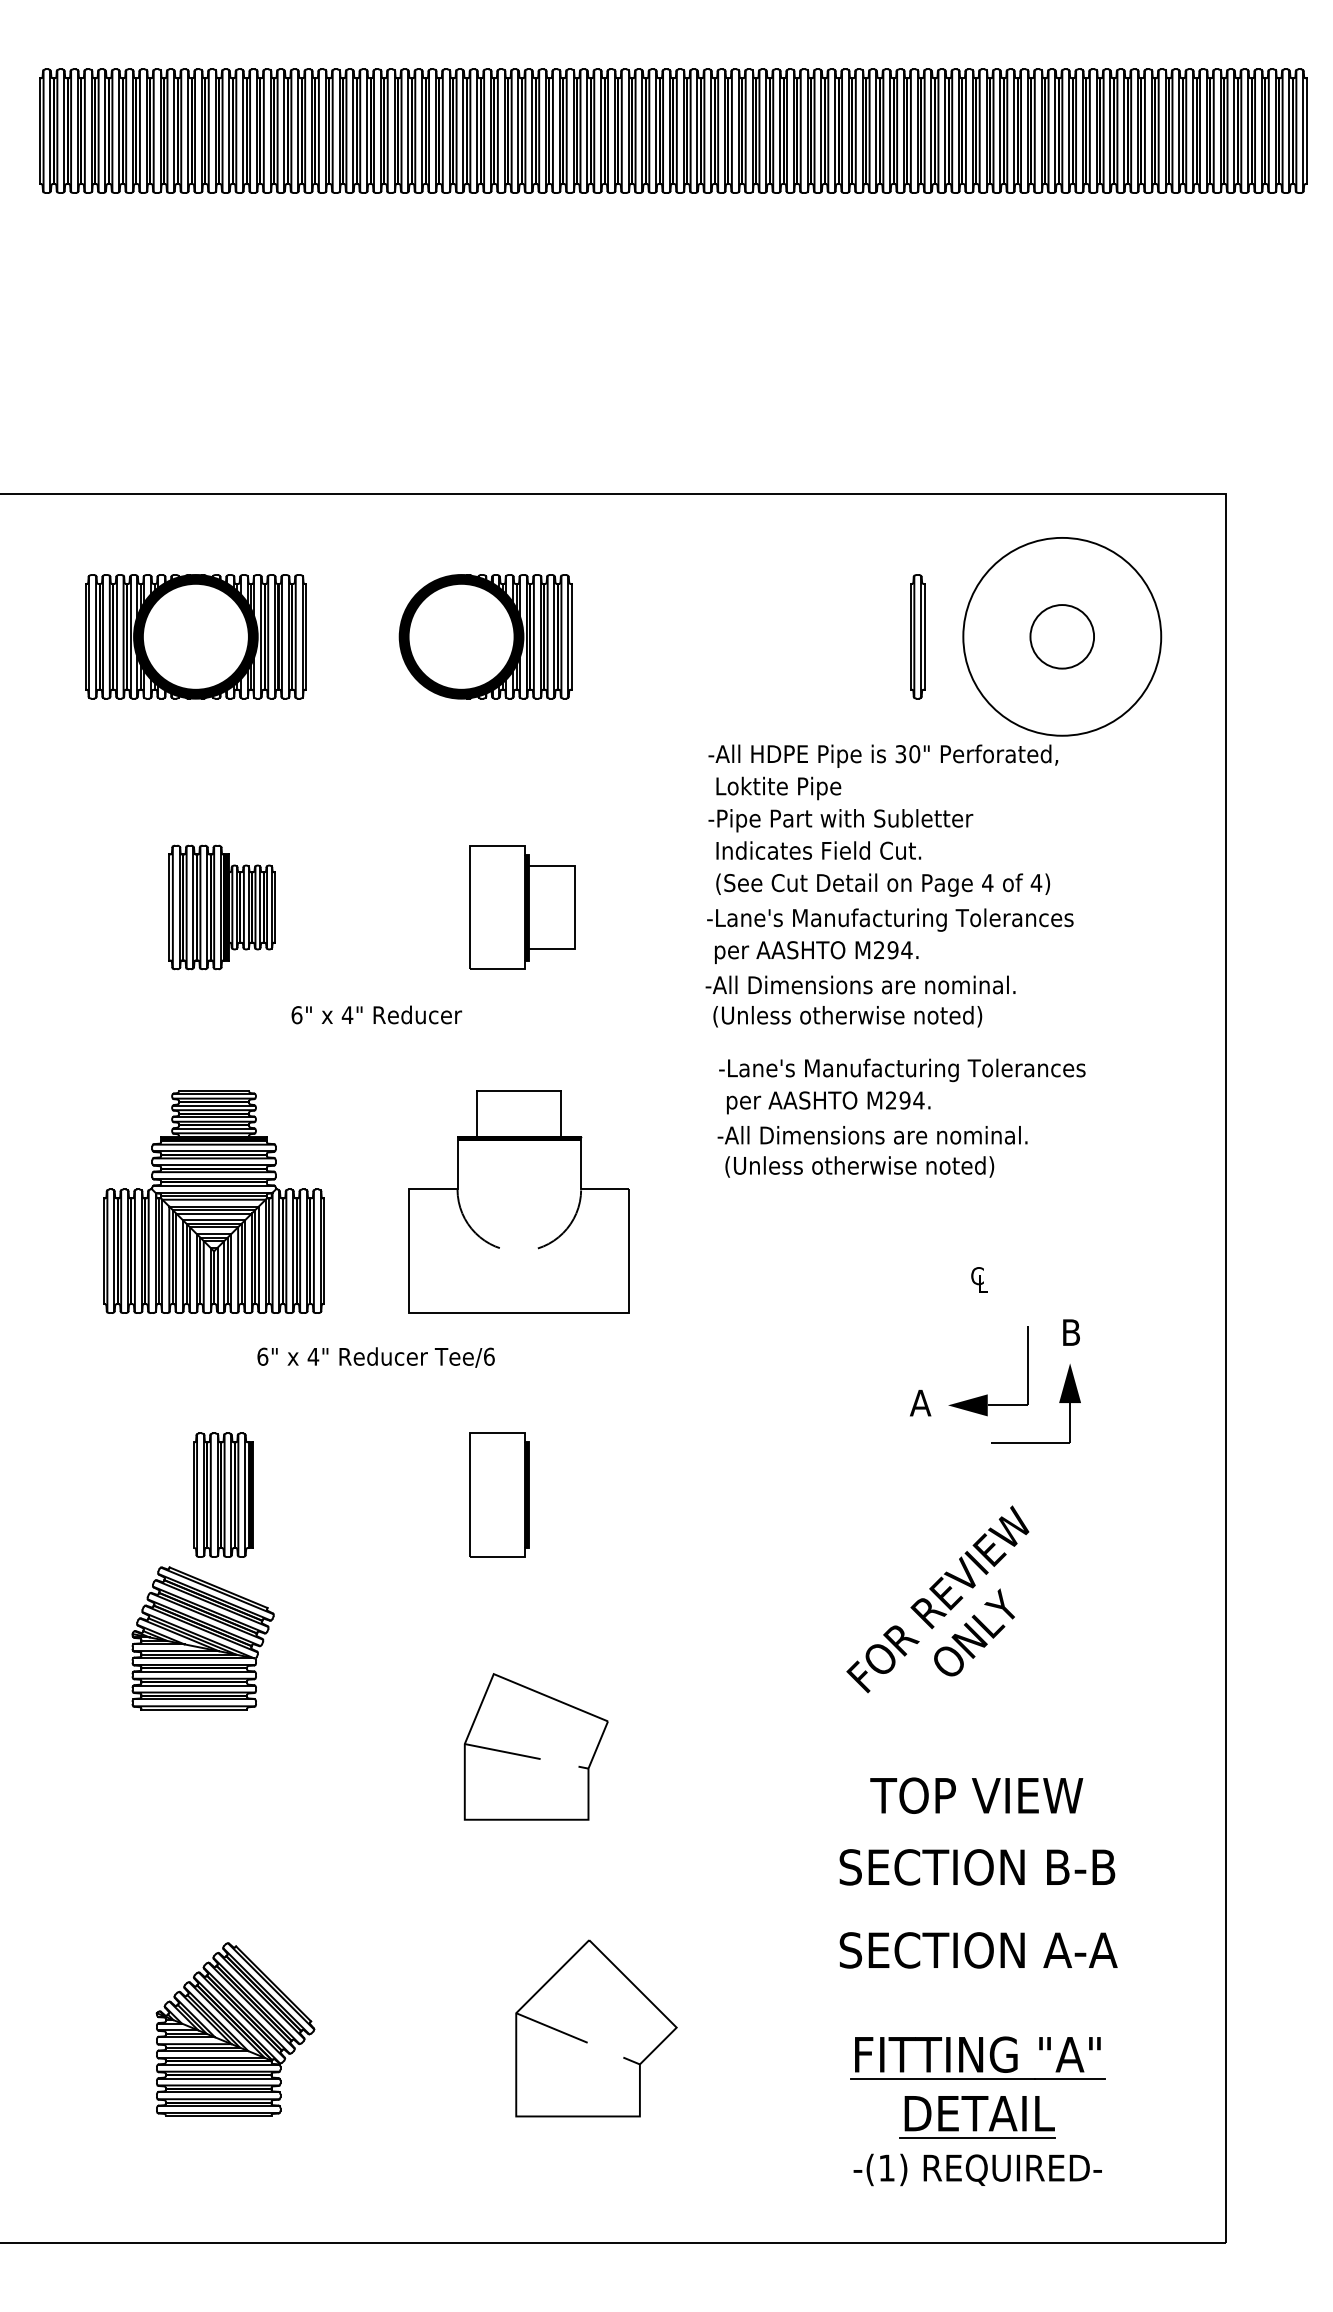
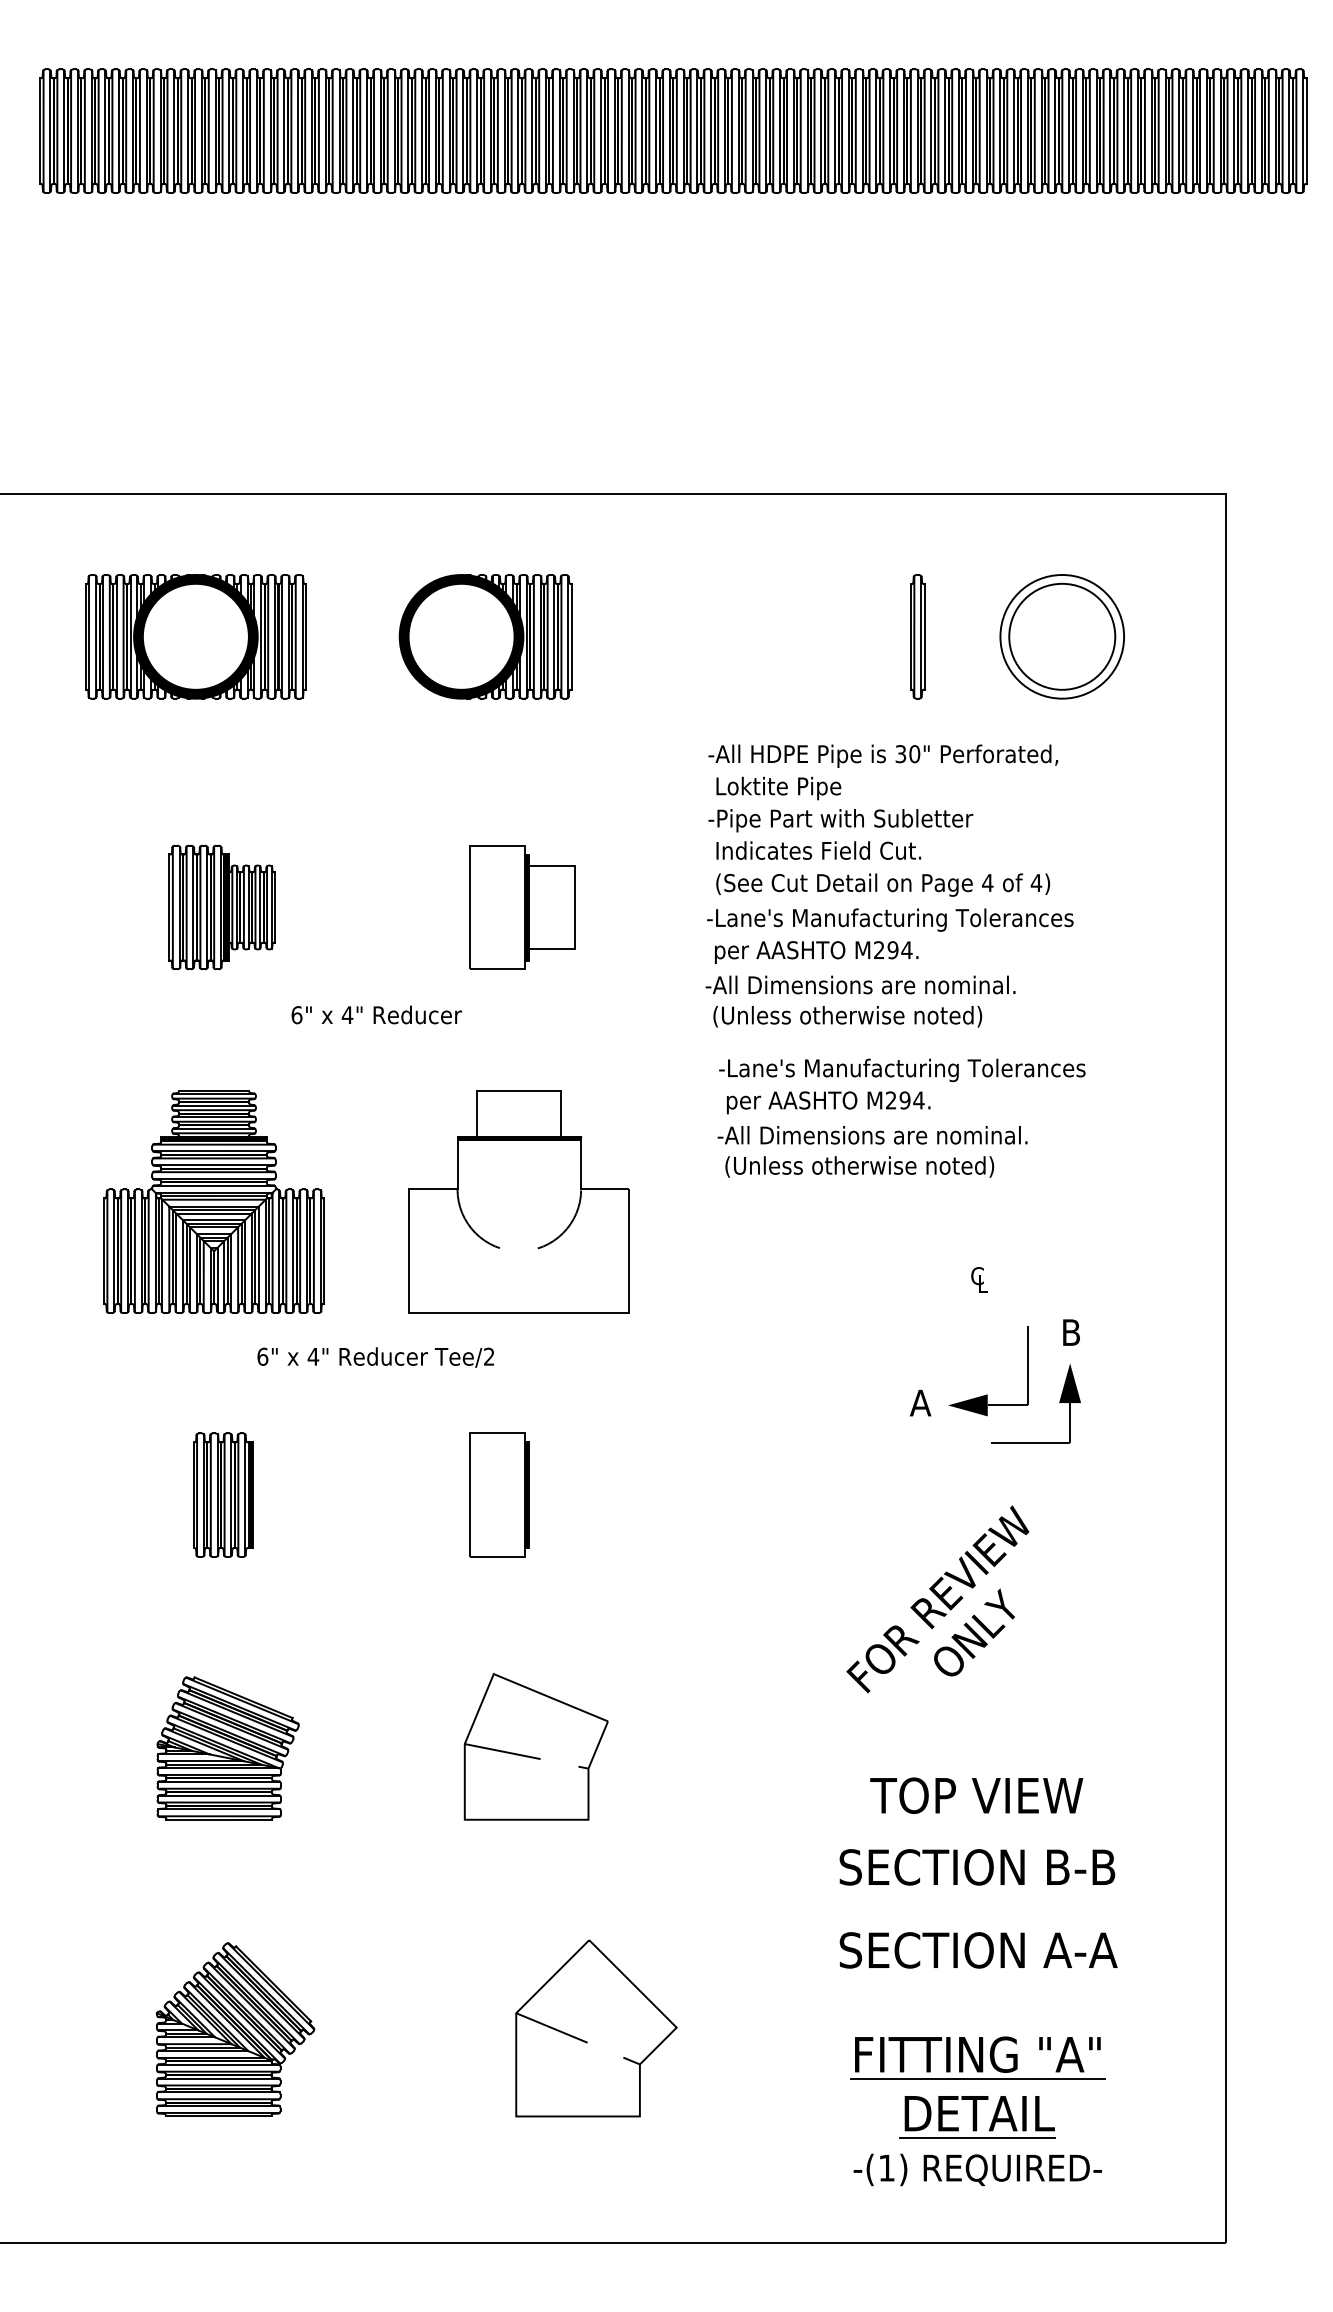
circle diameter: 198 px -> 124 px (1062, 636)
circle diameter: 64 px -> 106 px (1062, 636)
text: Tee/6 -> Tee/2 (489, 1356)
part position: (202, 1638) -> (227, 1748) (227, 1748)
